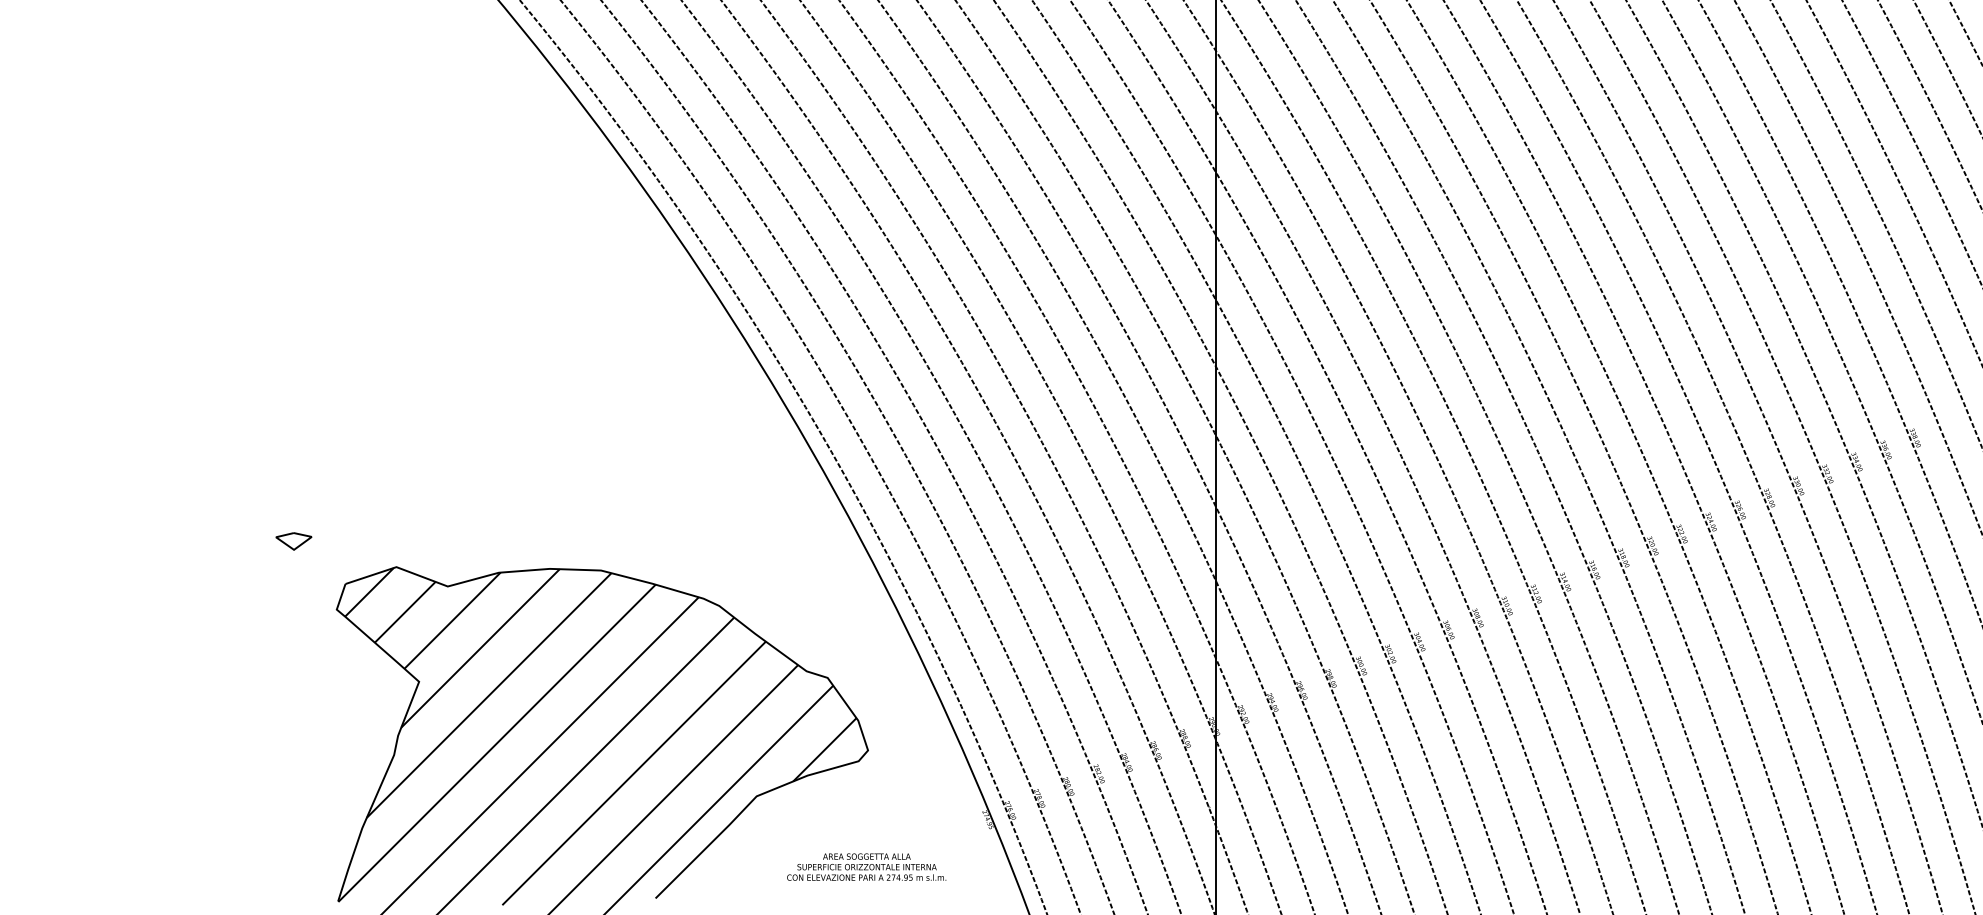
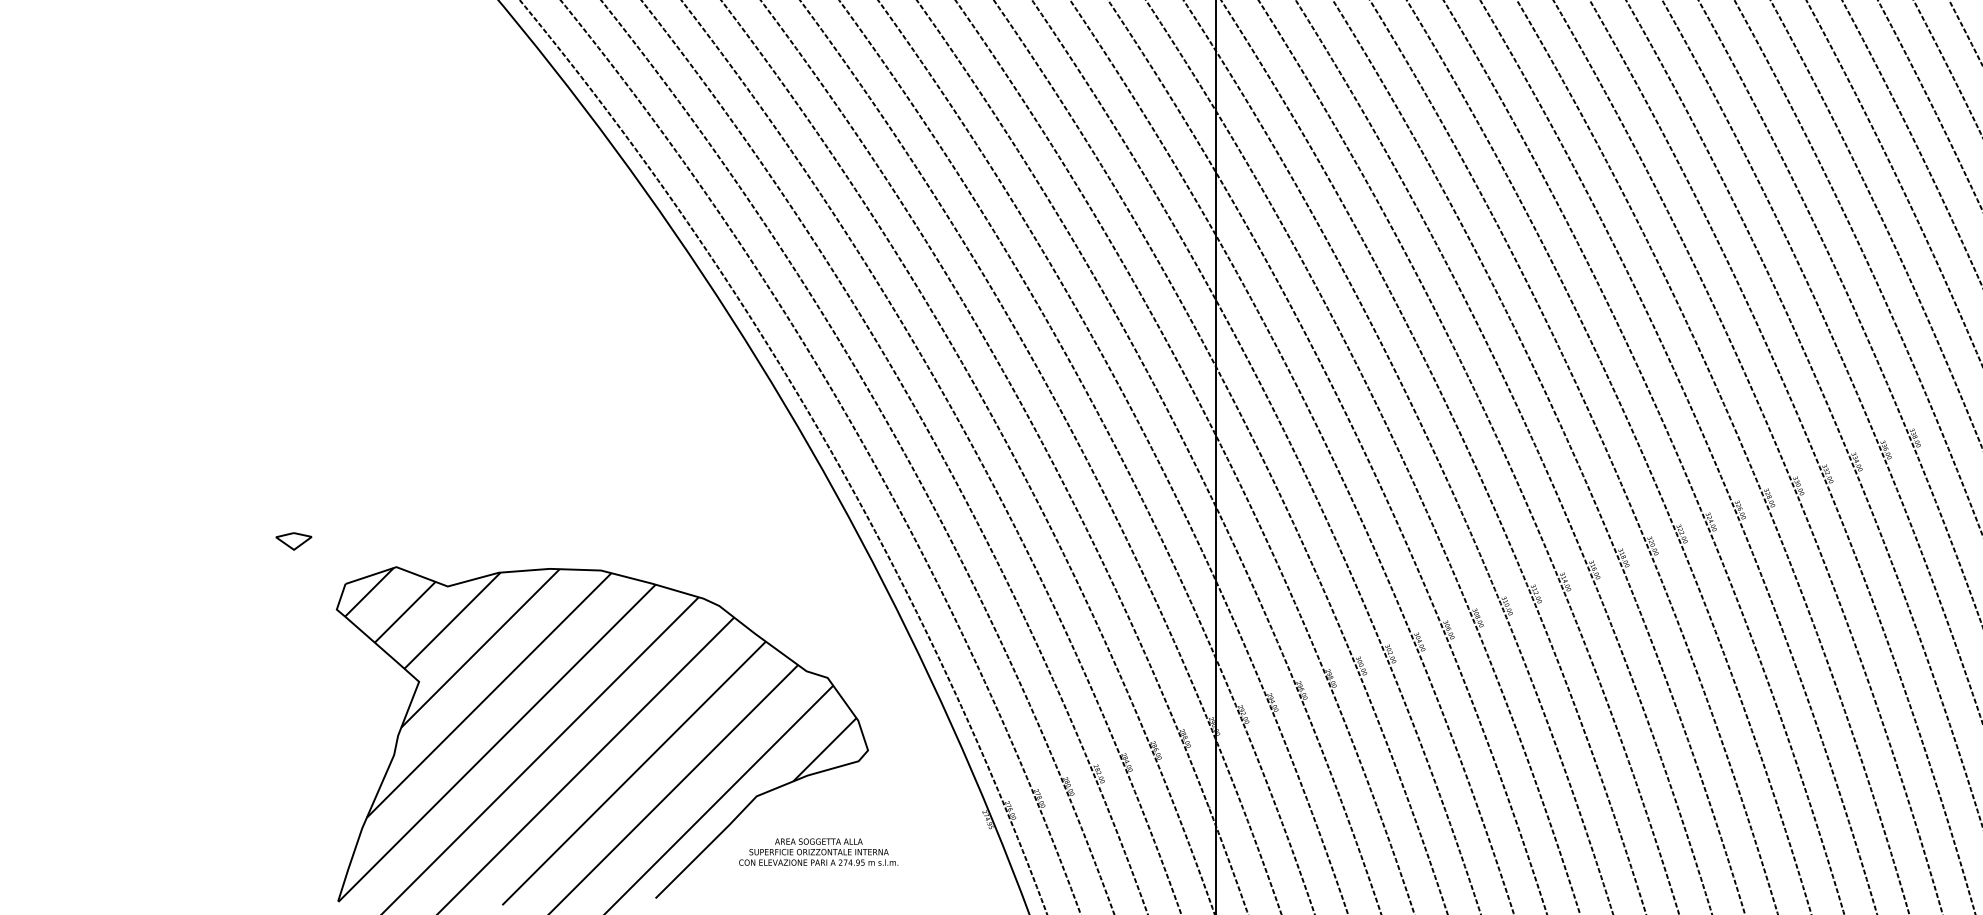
text position: (866, 866) -> (818, 851) (818, 851)
